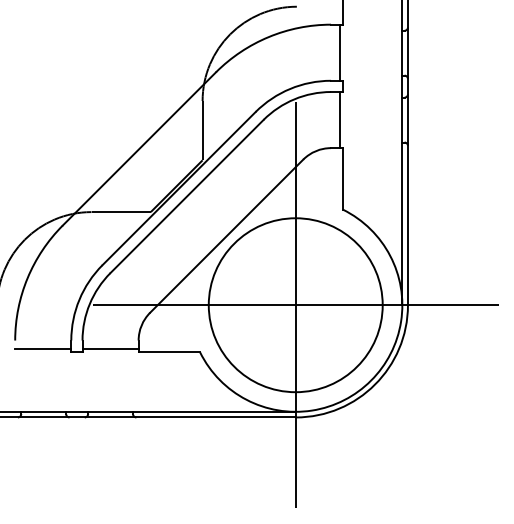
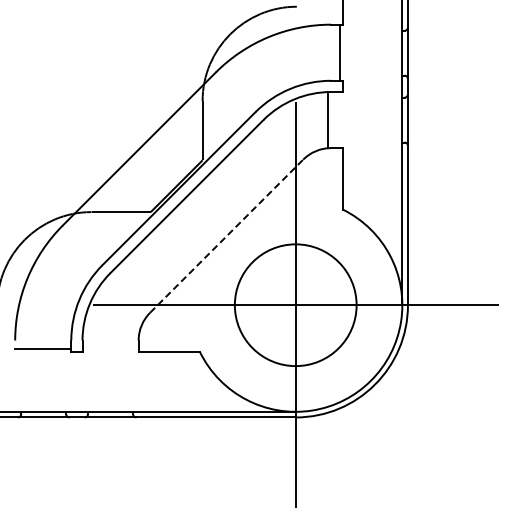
line position: (339, 120) -> (327, 120) (327, 120)
line: solid -> dashed (227, 235)
circle diameter: 174 px -> 122 px (295, 305)
line: present -> none (110, 349)
